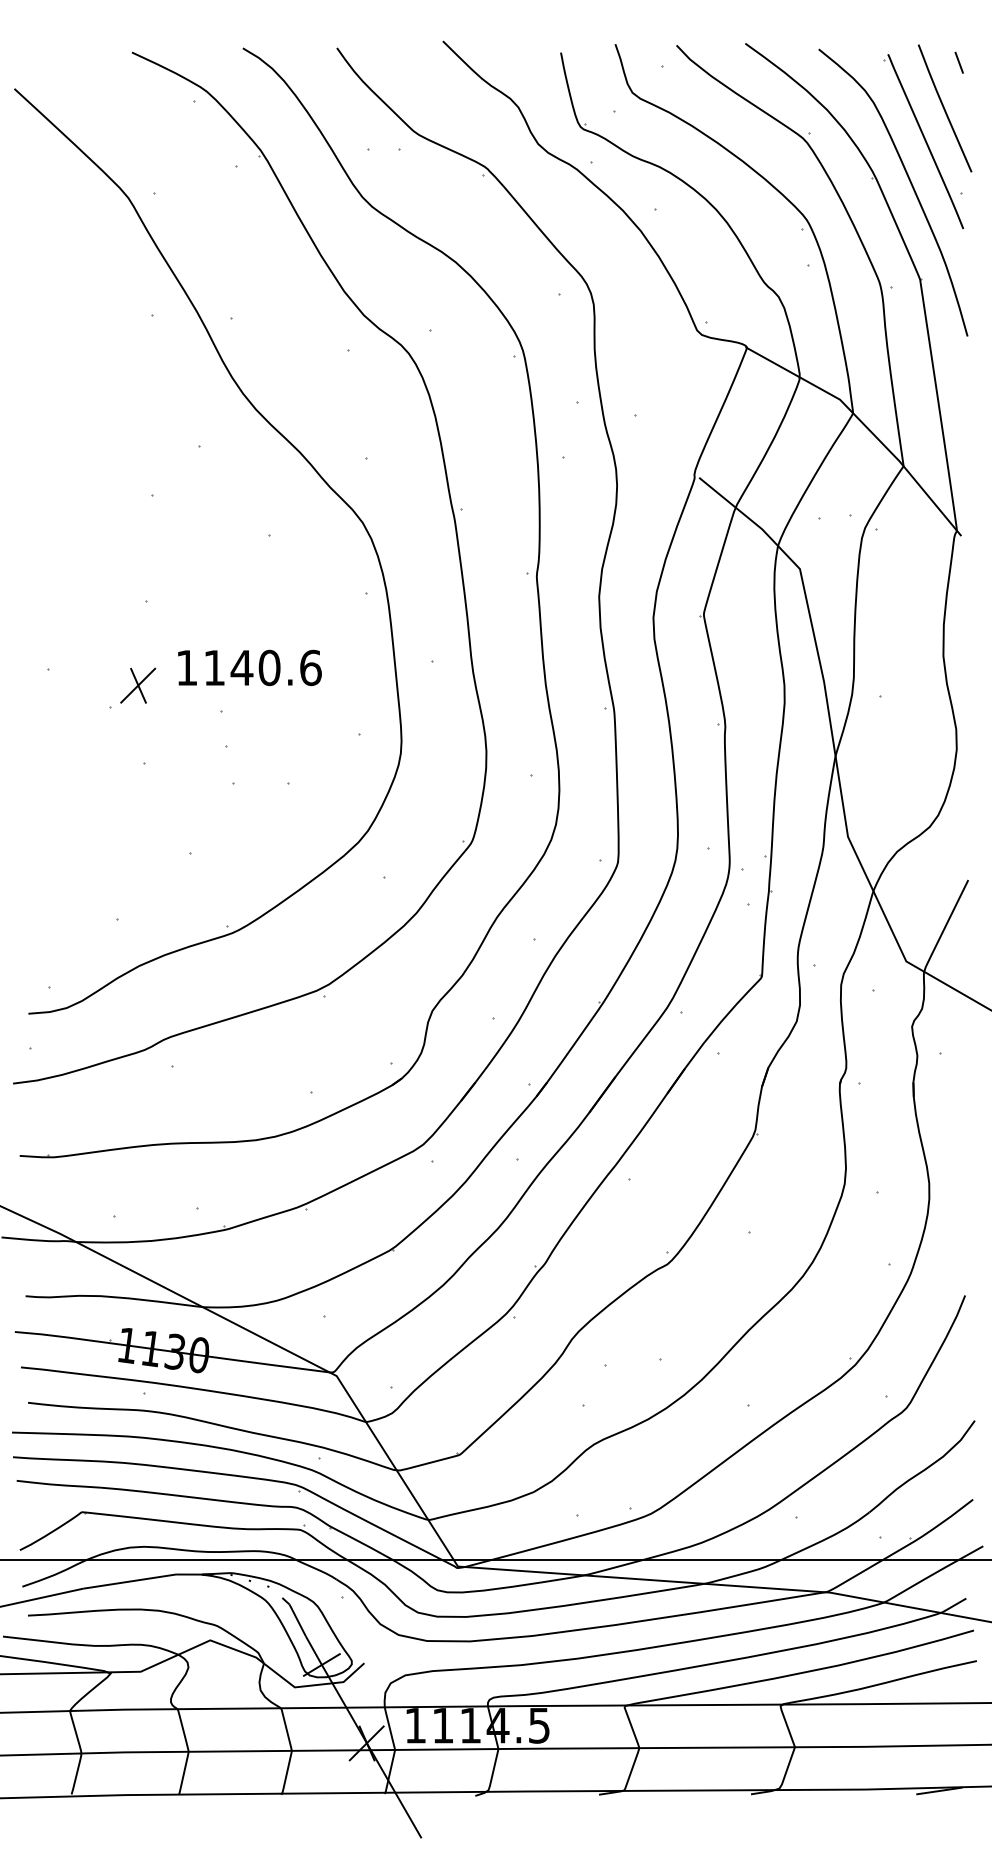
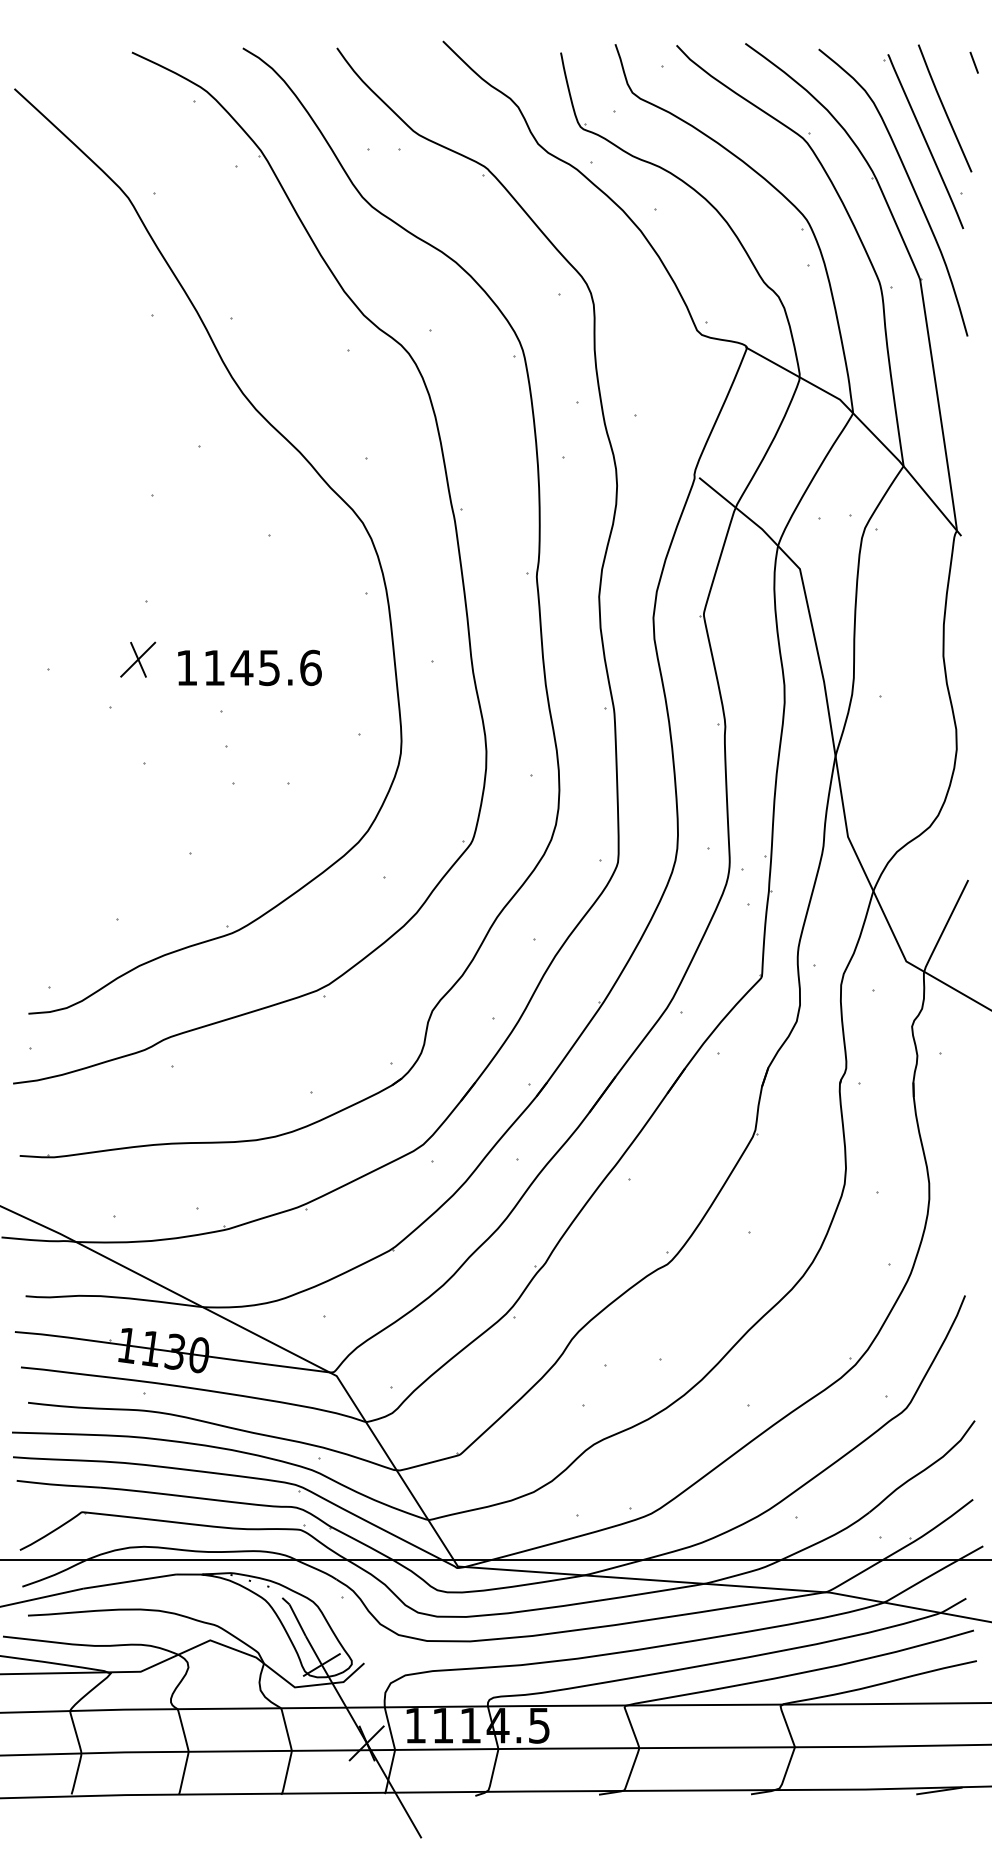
line position: (958, 62) -> (973, 62) (973, 62)
text: 1140.6 -> 1145.6 (269, 667)
part position: (138, 685) -> (138, 659) (138, 659)
